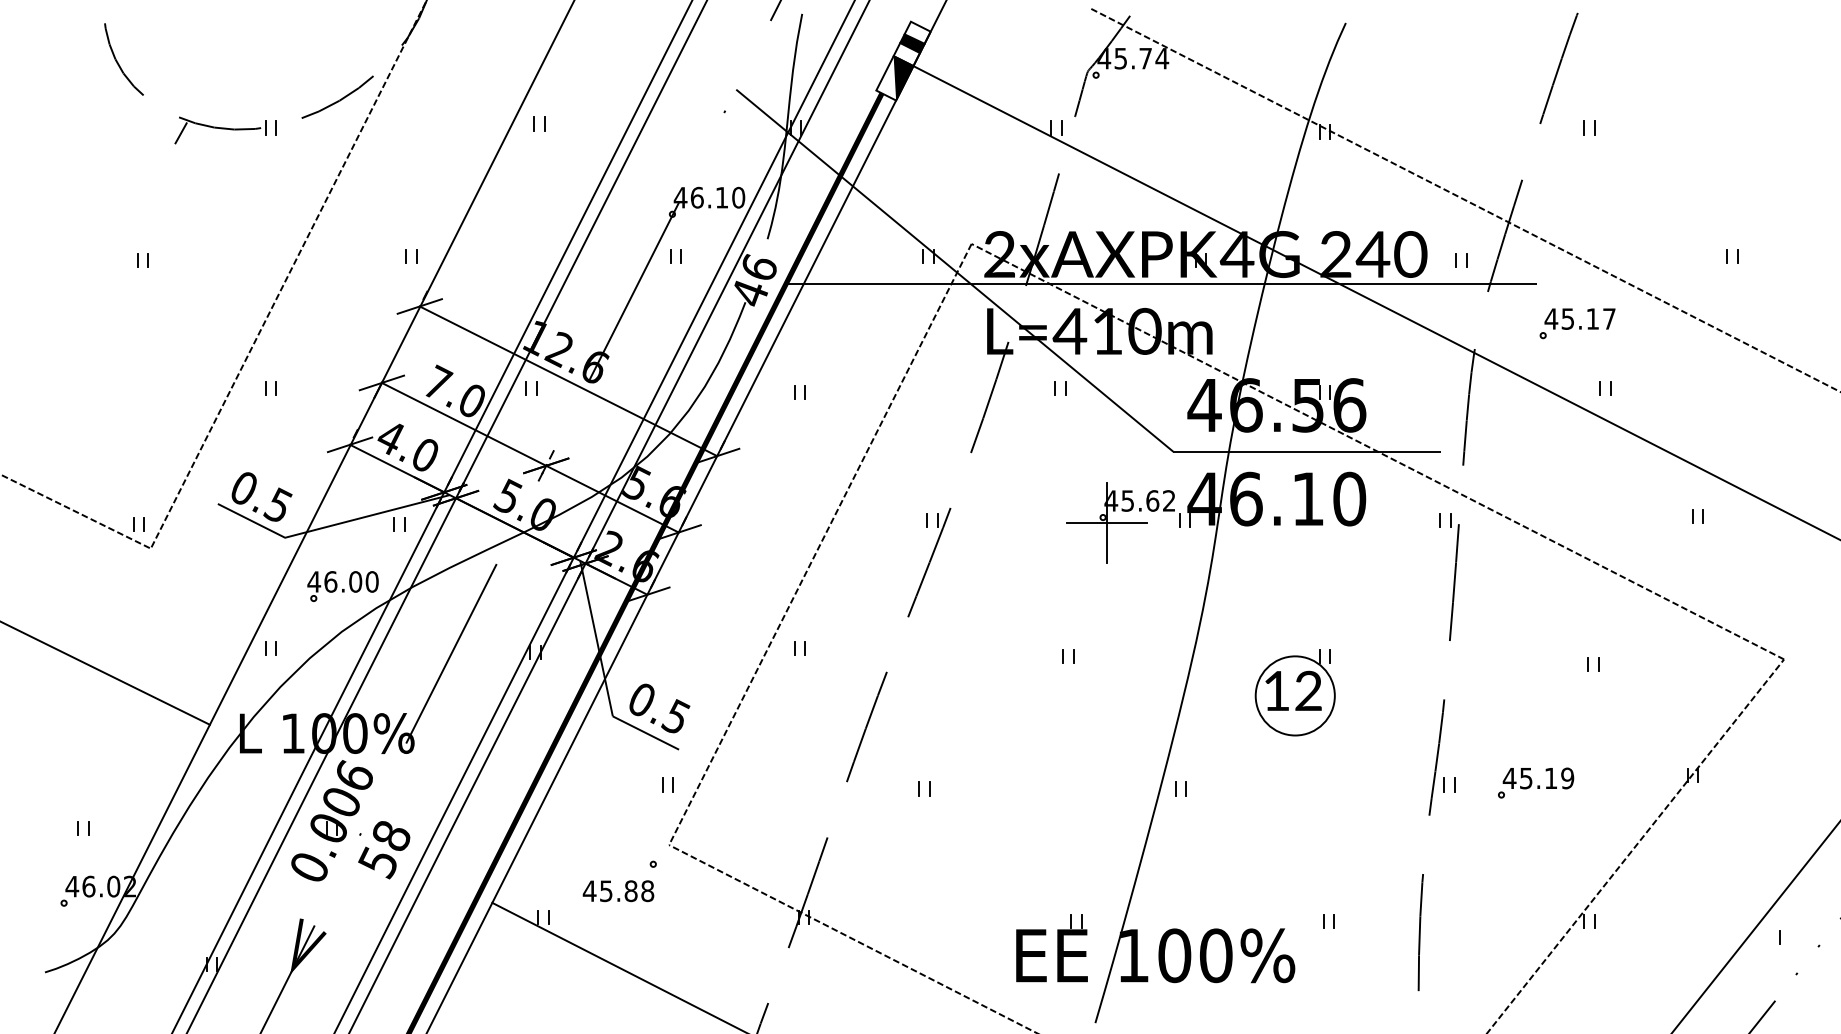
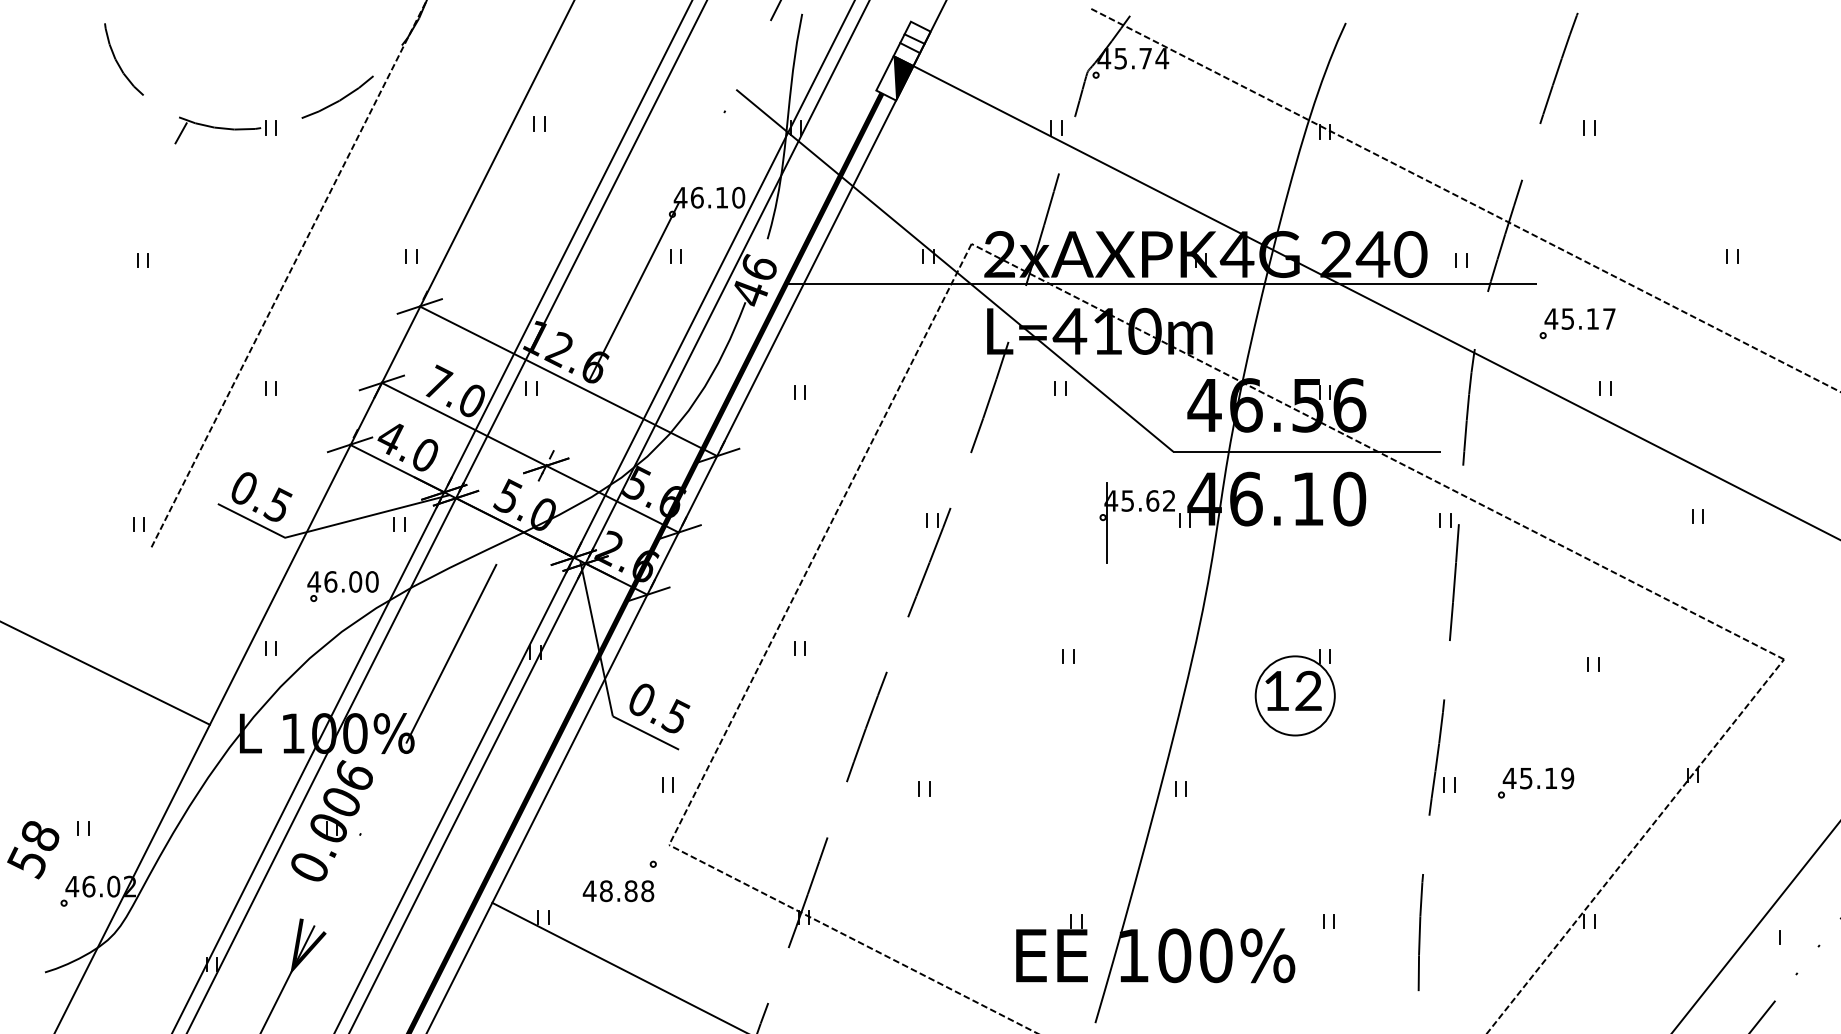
fill: present -> none (912, 43)
line: present -> none (76, 511)
line: present -> none (1106, 522)
text position: (384, 850) -> (33, 850) (33, 850)
text: 45.88 -> 48.88 (605, 891)
